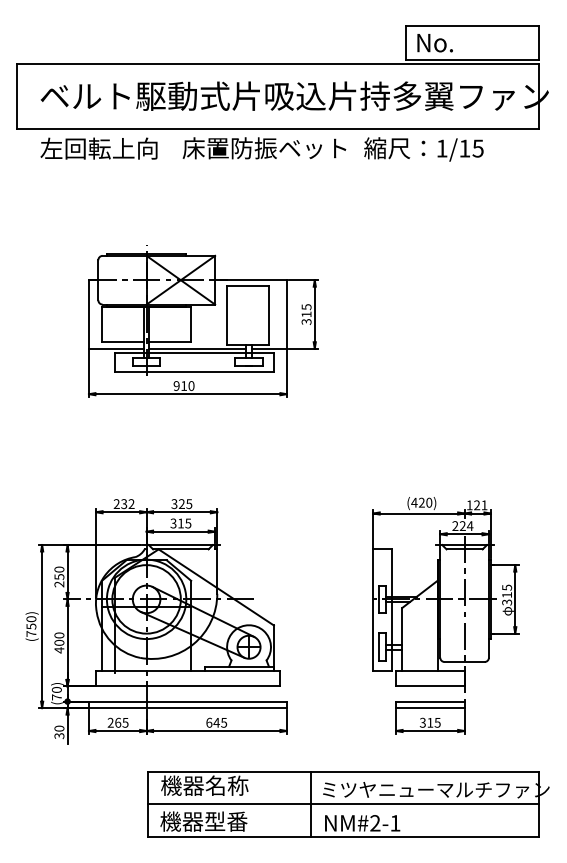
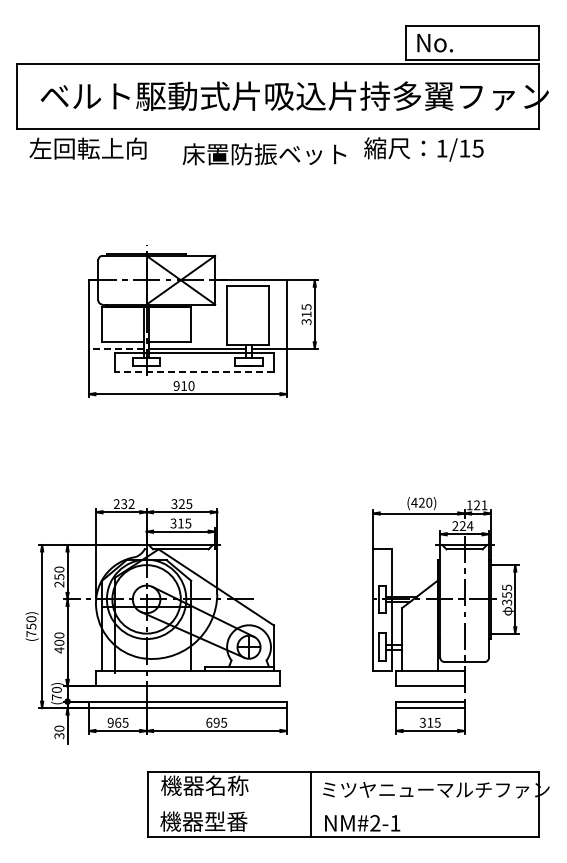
text position: (98, 148) -> (87, 148) (87, 148)
text position: (264, 148) -> (264, 154) (264, 154)
line: solid -> dashed (116, 348)
line: solid -> dashed (194, 371)
text: 315 -> 355 (507, 595)
text: 265 -> 965 (110, 722)
text: 645 -> 695 (216, 722)
line: present -> none (343, 804)
